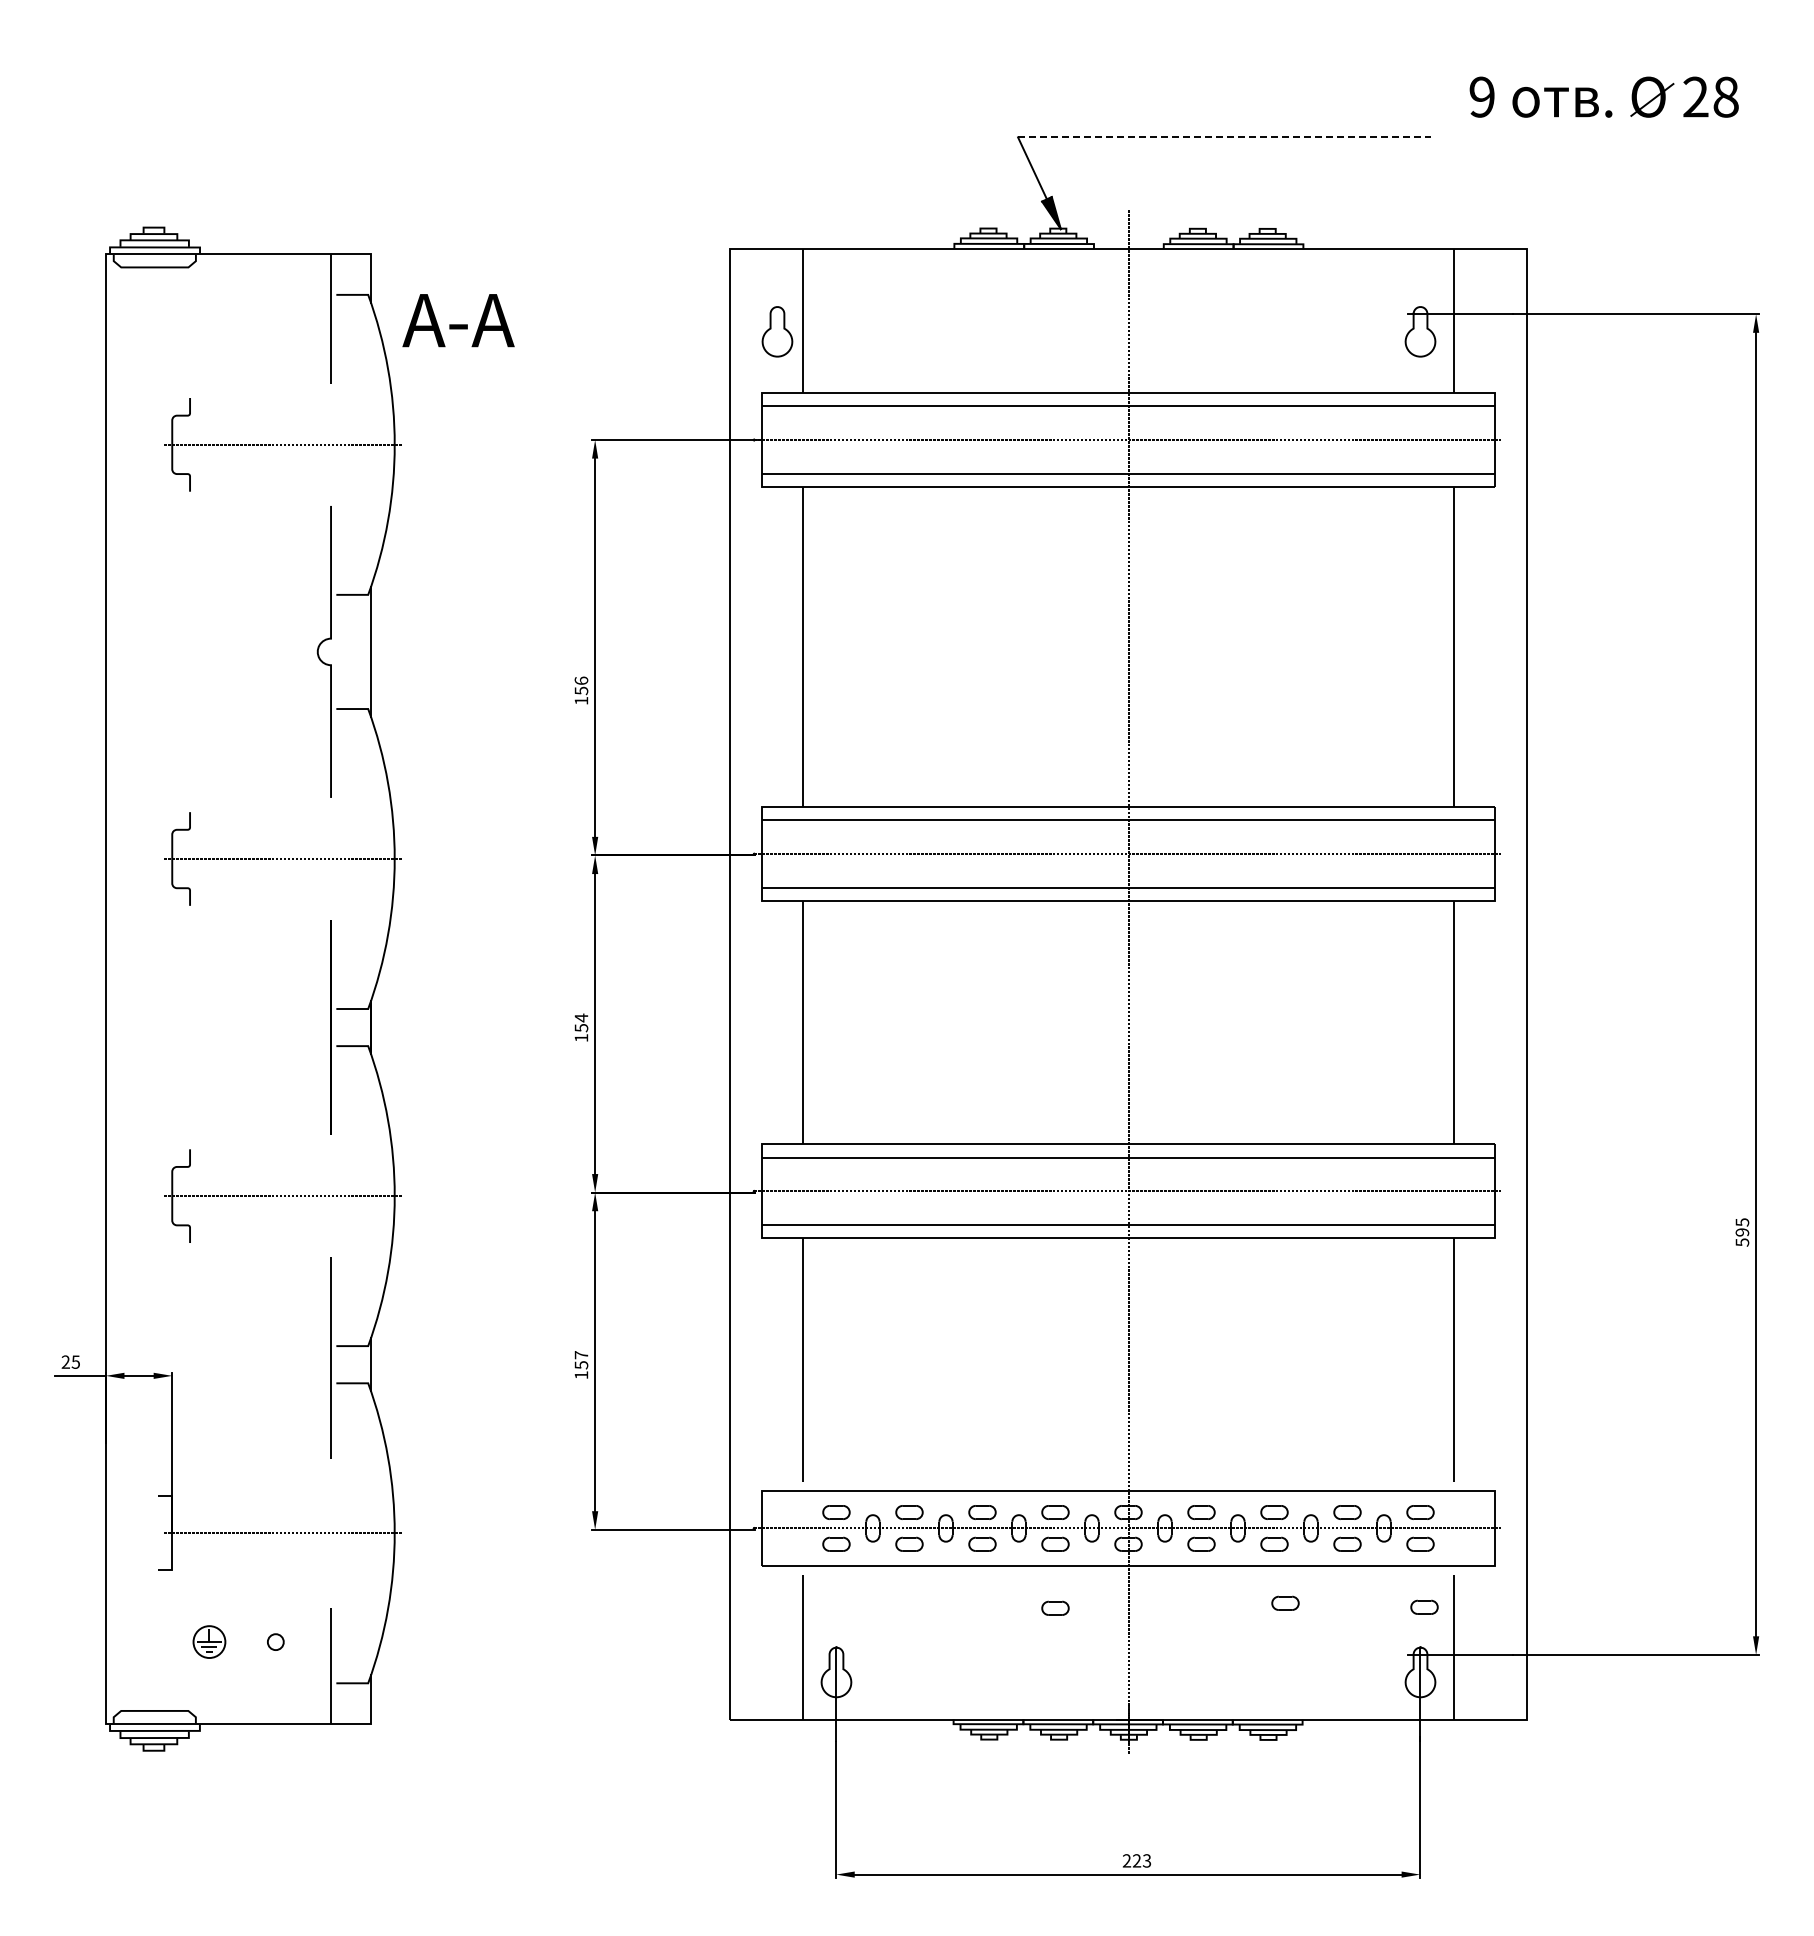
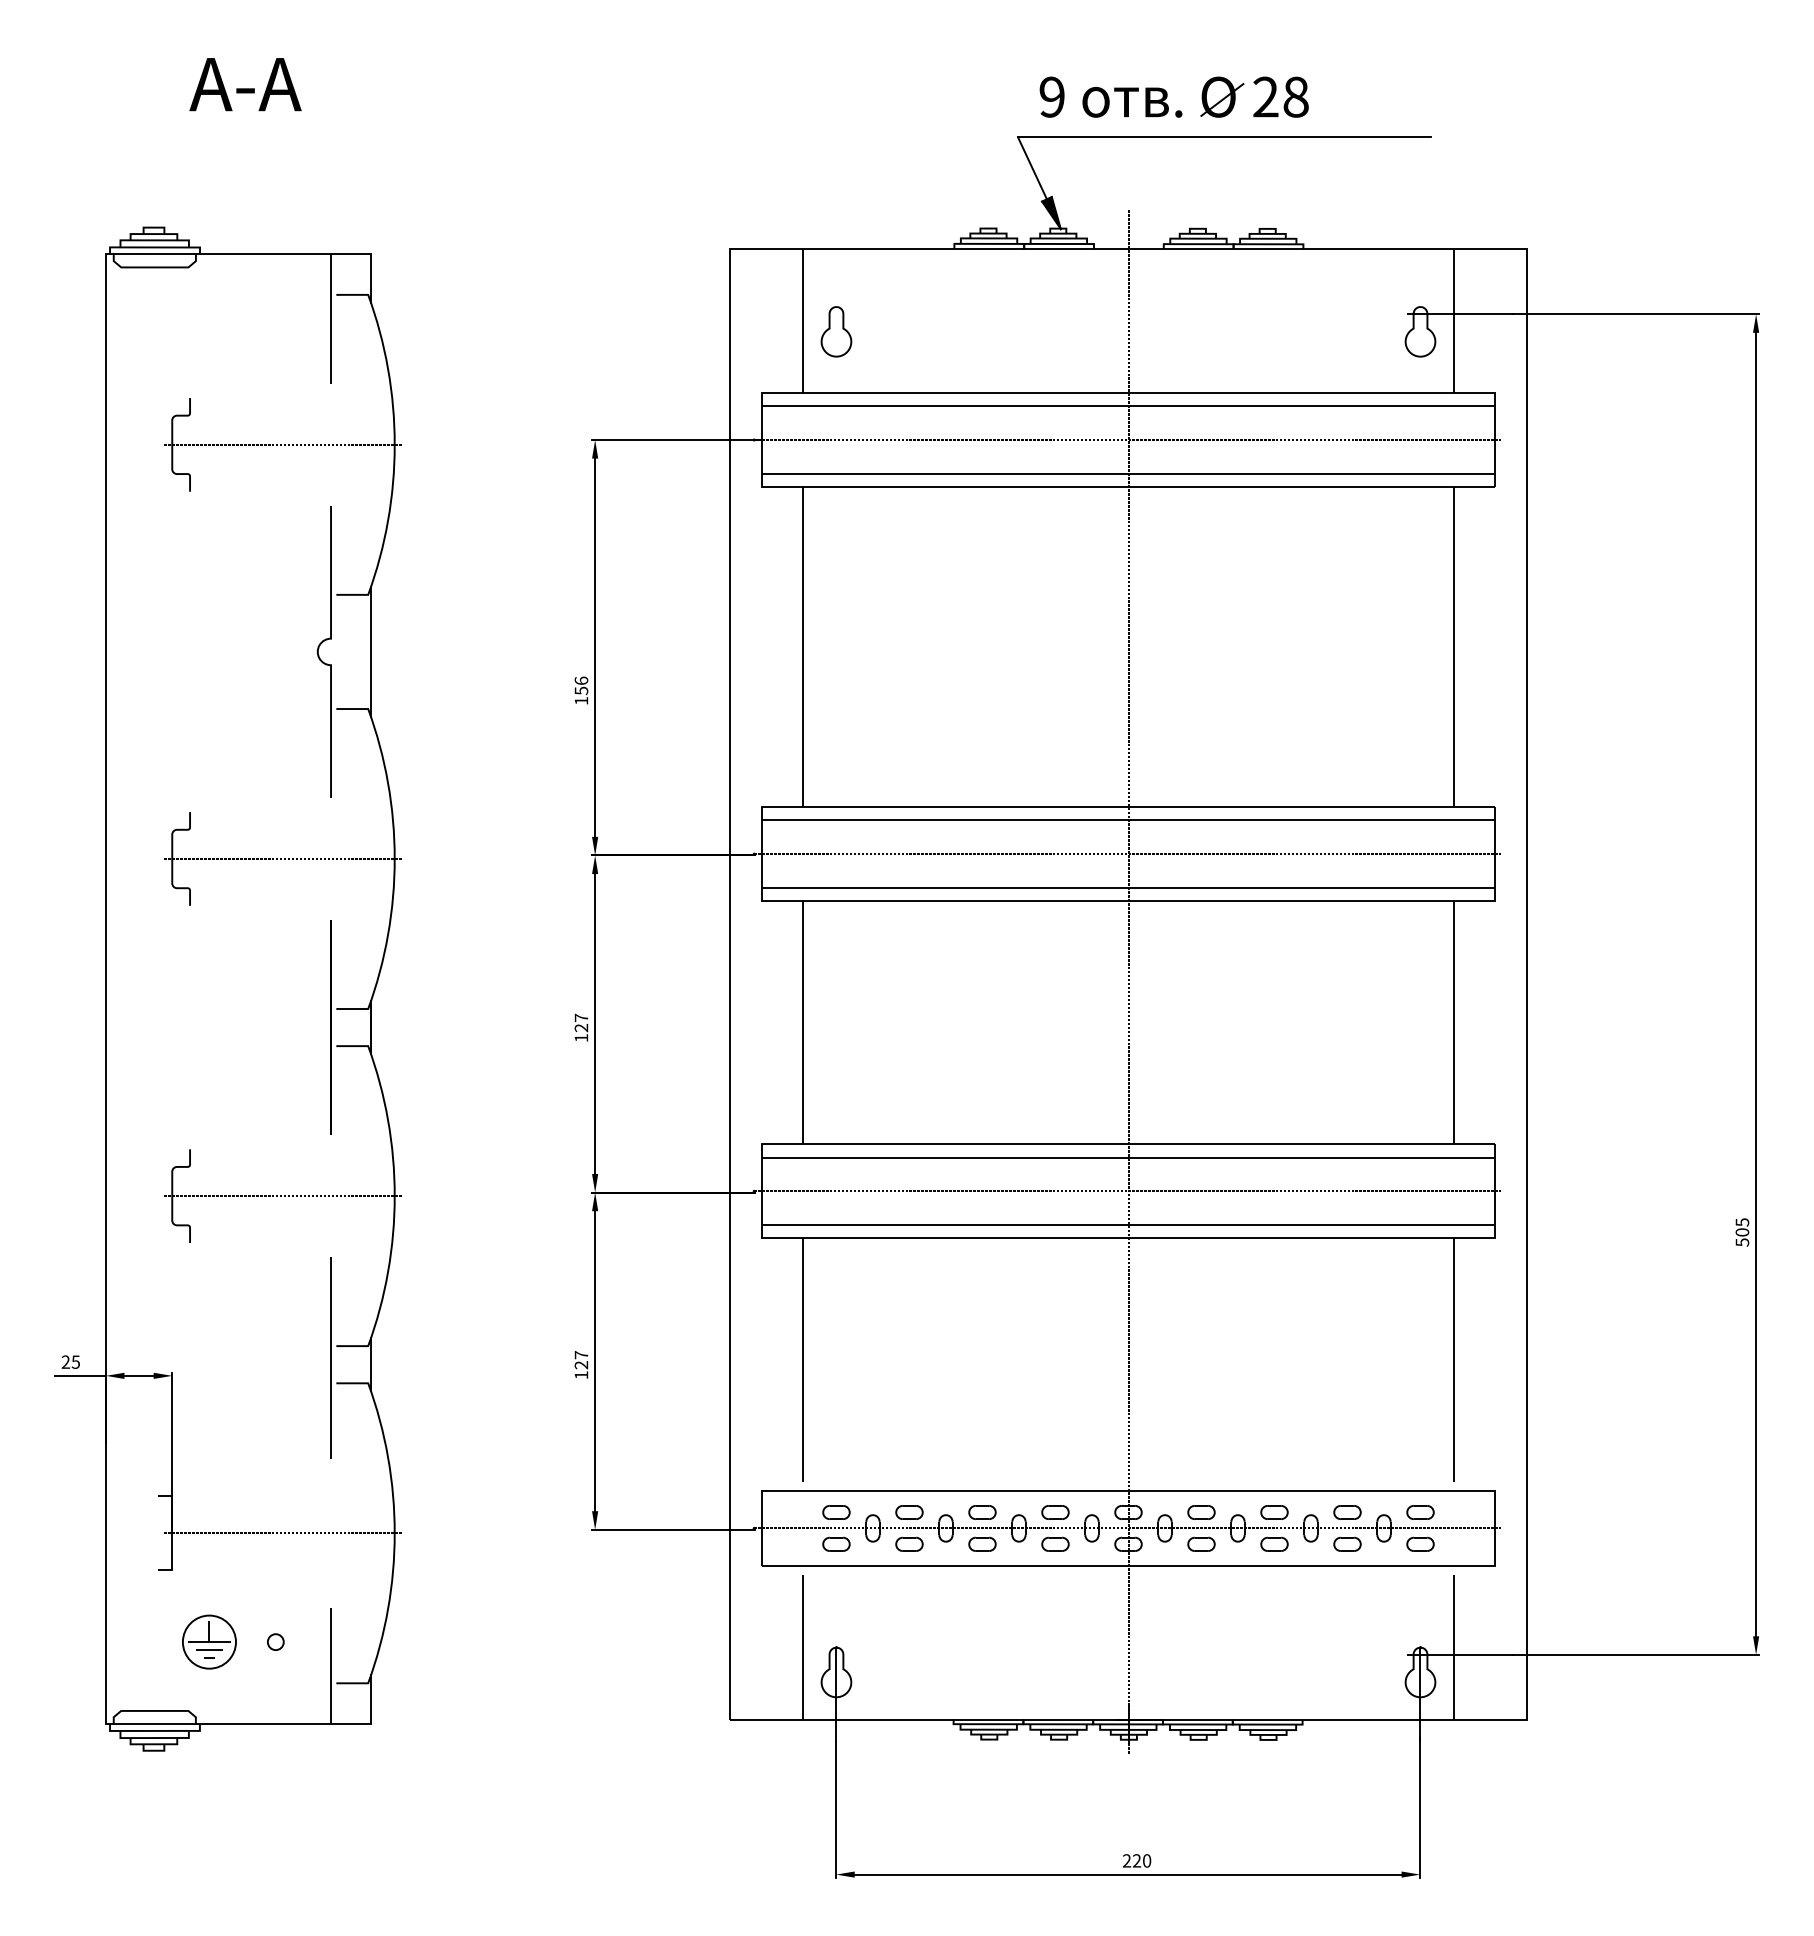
part position: (1603, 96) -> (1173, 96) (1173, 96)
line: dashed -> solid (1224, 137)
text position: (458, 320) -> (245, 84) (245, 84)
part position: (777, 331) -> (836, 331) (836, 331)
text: 154 -> 127 (581, 1022)
text: 595 -> 505 (1742, 1232)
text: 157 -> 127 (581, 1365)
part: present -> none (1285, 1602)
part: present -> none (1424, 1606)
part: present -> none (1055, 1607)
part size: 35x34 px -> 55x56 px (209, 1641)
text: 223 -> 220 (1147, 1860)
